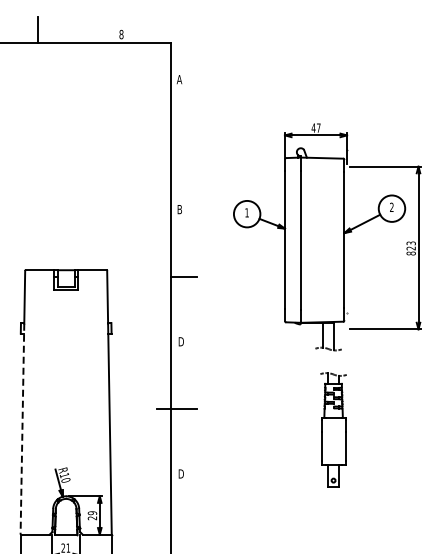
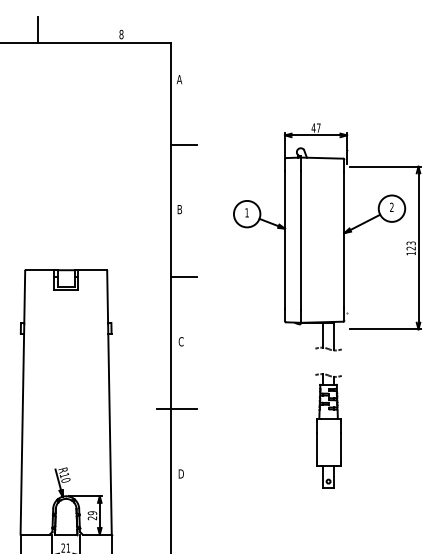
line: none -> present (183, 144)
text: 823 -> 123 (410, 253)
text: D -> C (180, 341)
line: dashed -> solid (22, 429)
part position: (333, 429) -> (328, 430) (328, 430)
